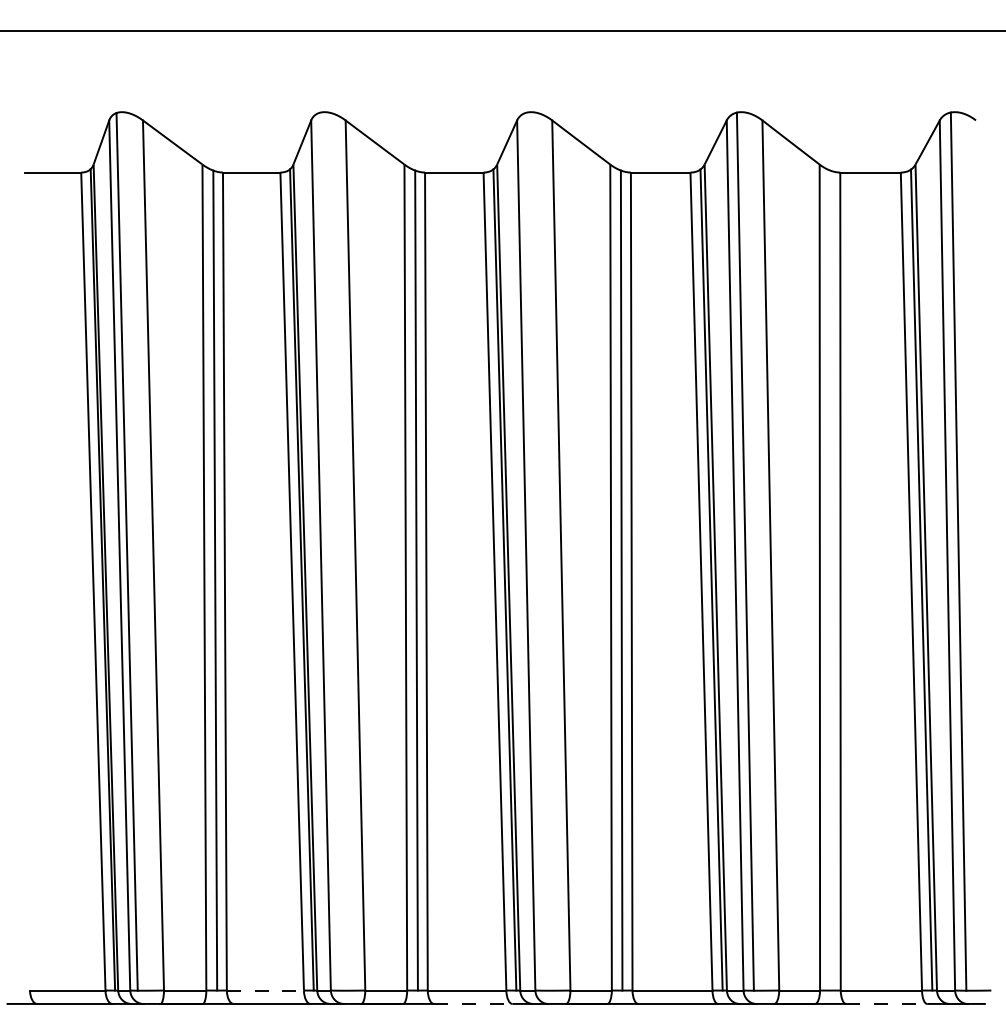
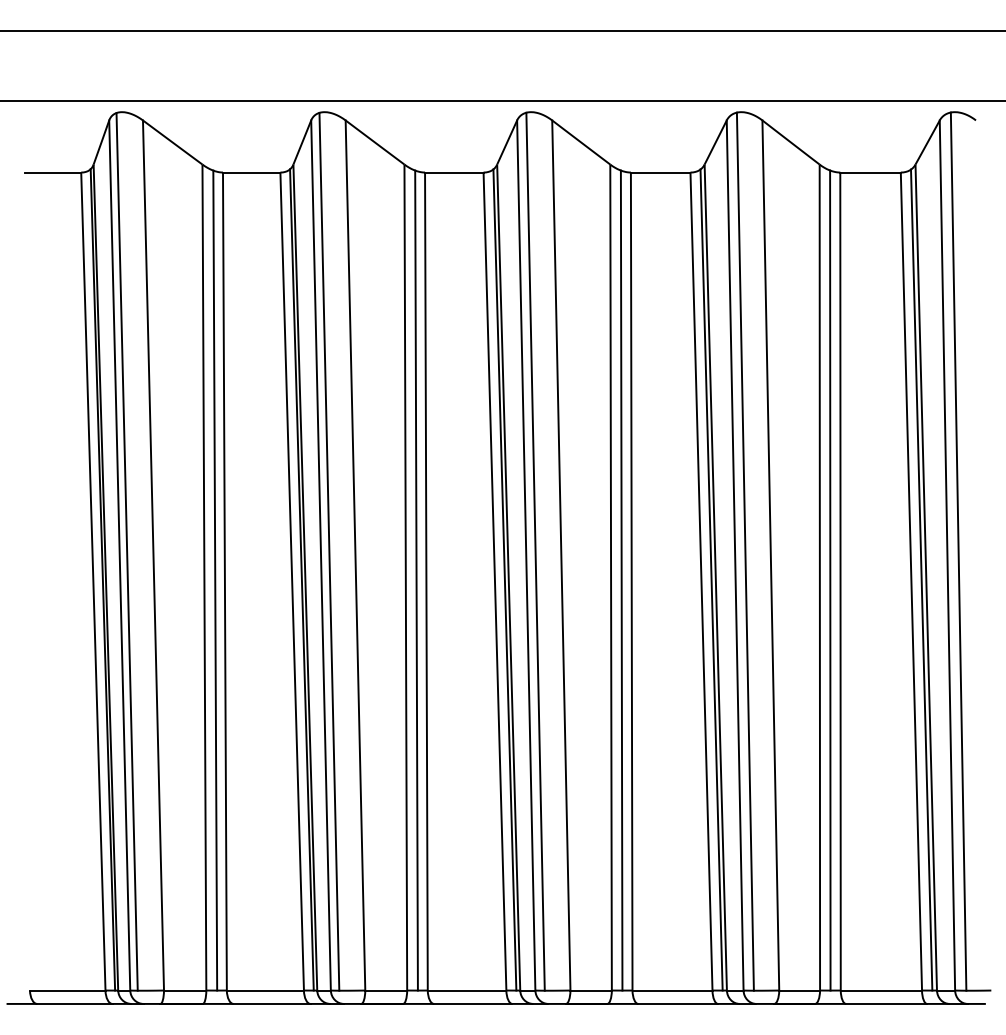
line: none -> present (502, 100)
line: none -> present (329, 551)
line: none -> present (535, 551)
line: none -> present (830, 580)
line: dashed -> solid (265, 990)
line: dashed -> solid (473, 1003)
line: dashed -> solid (886, 1003)
